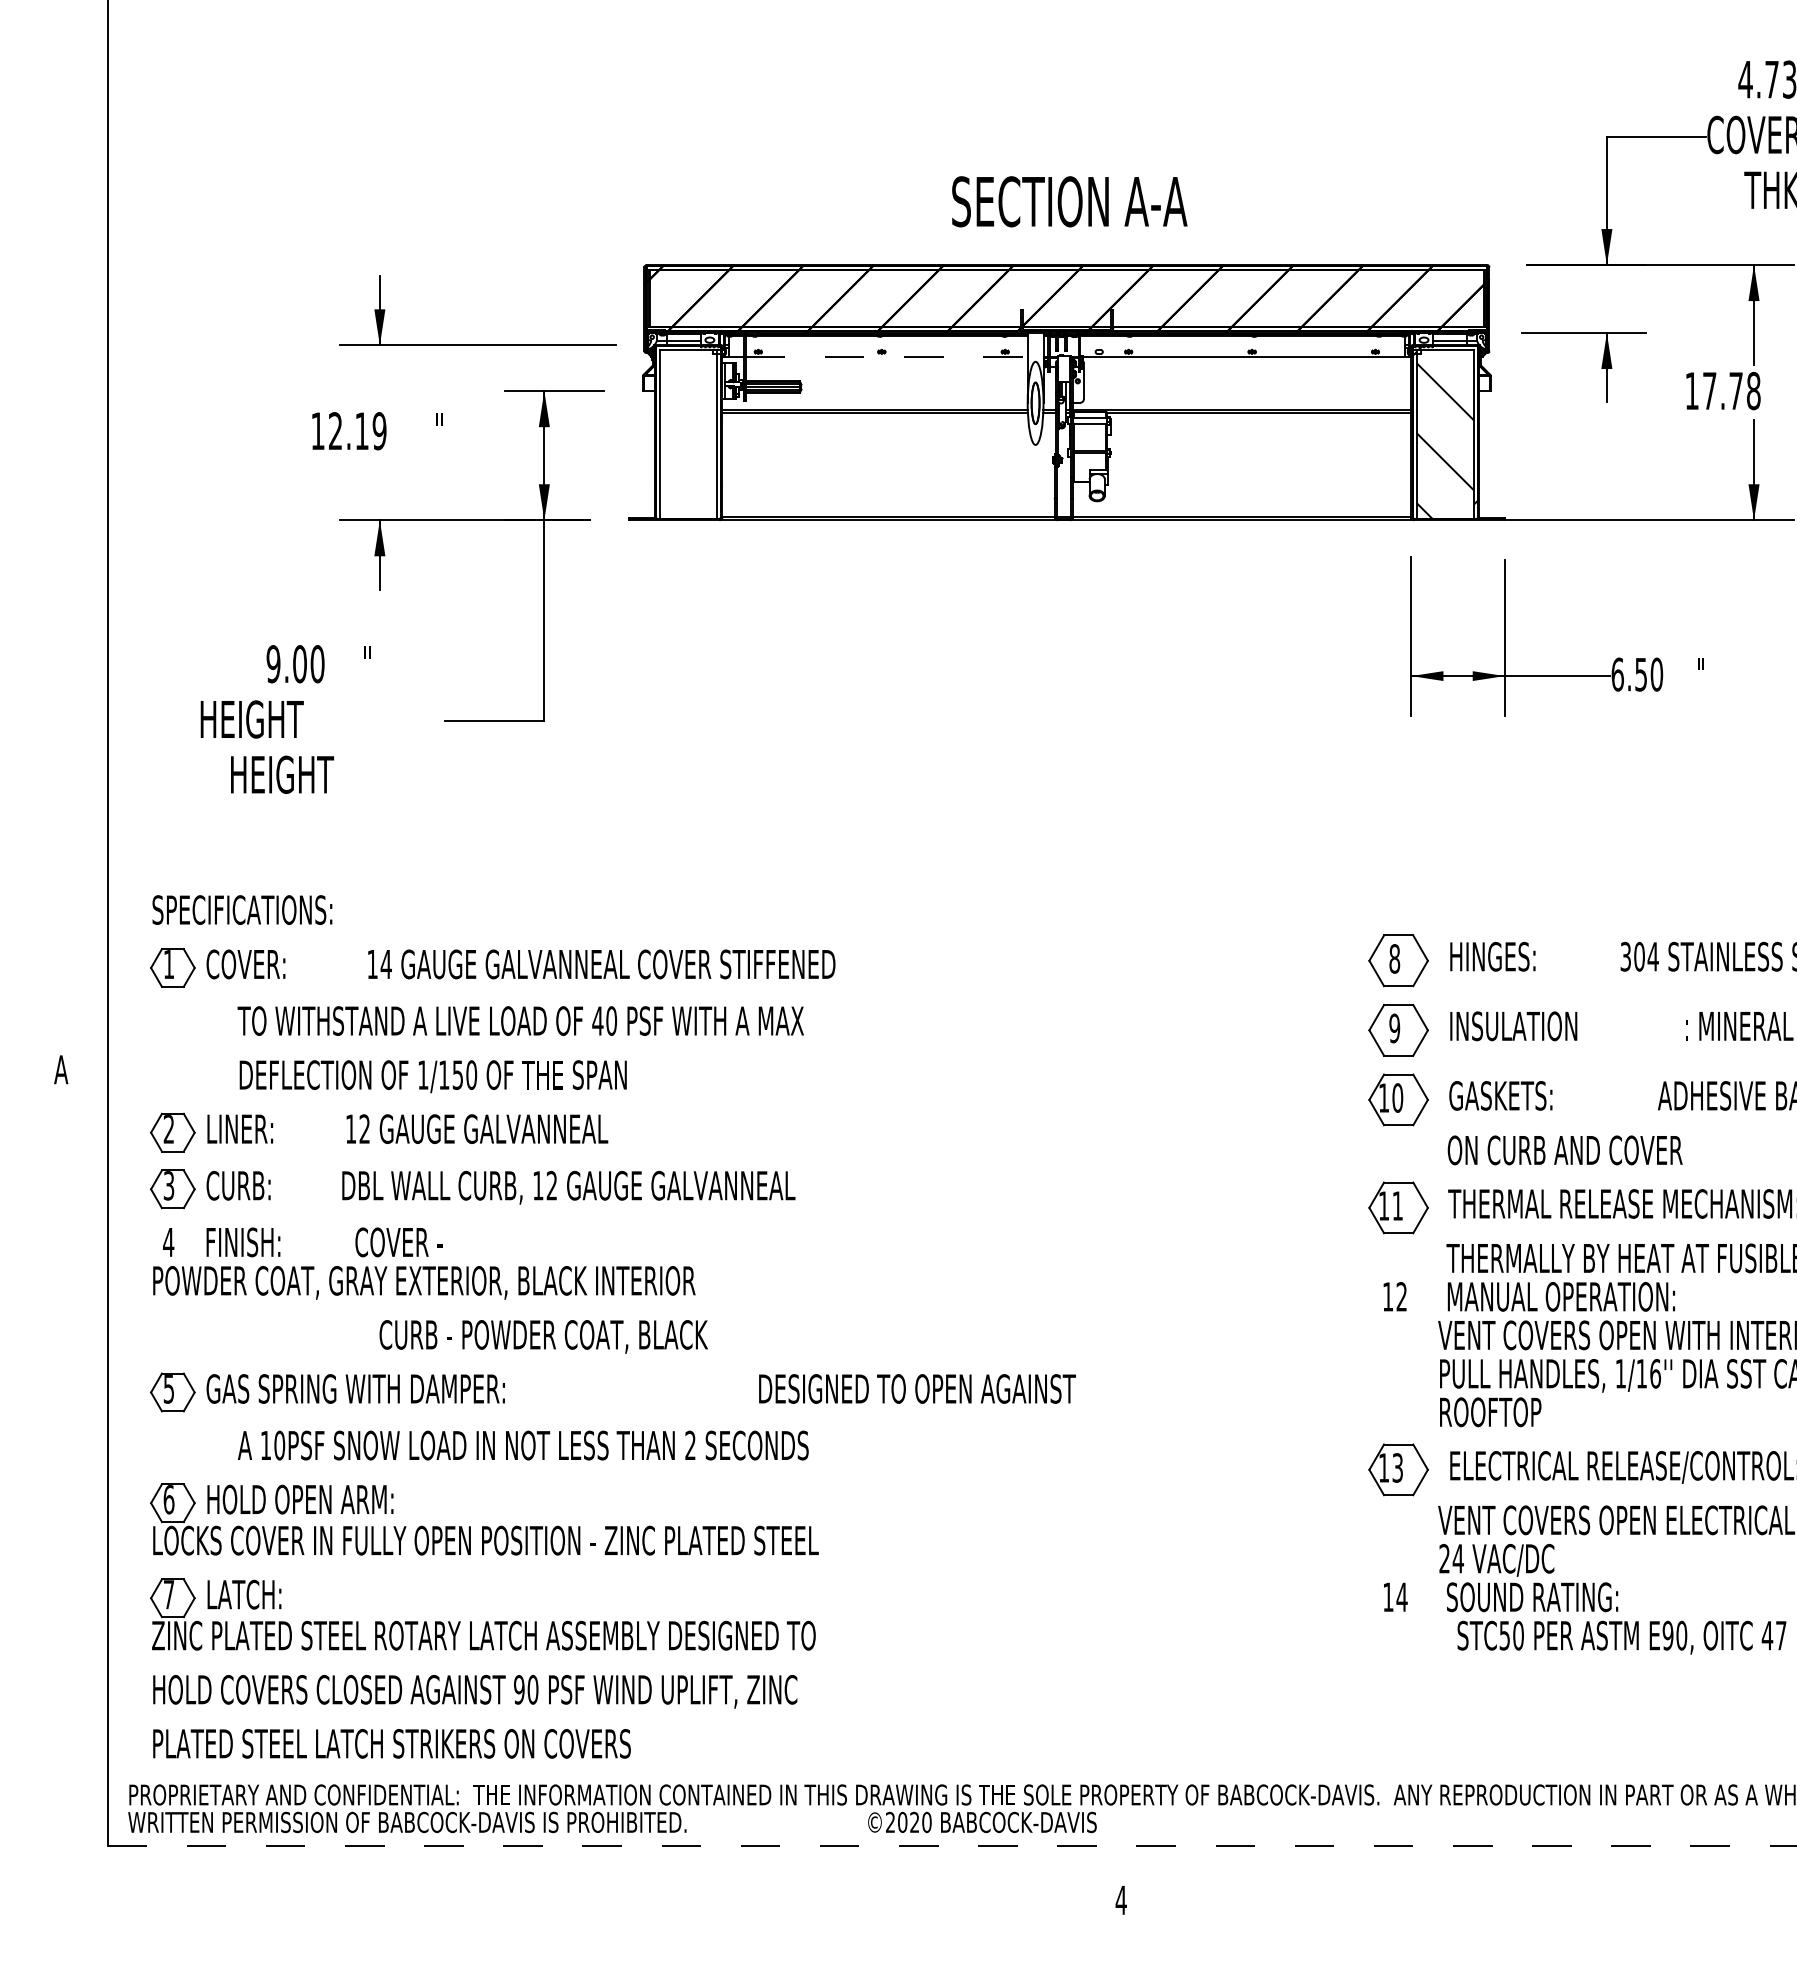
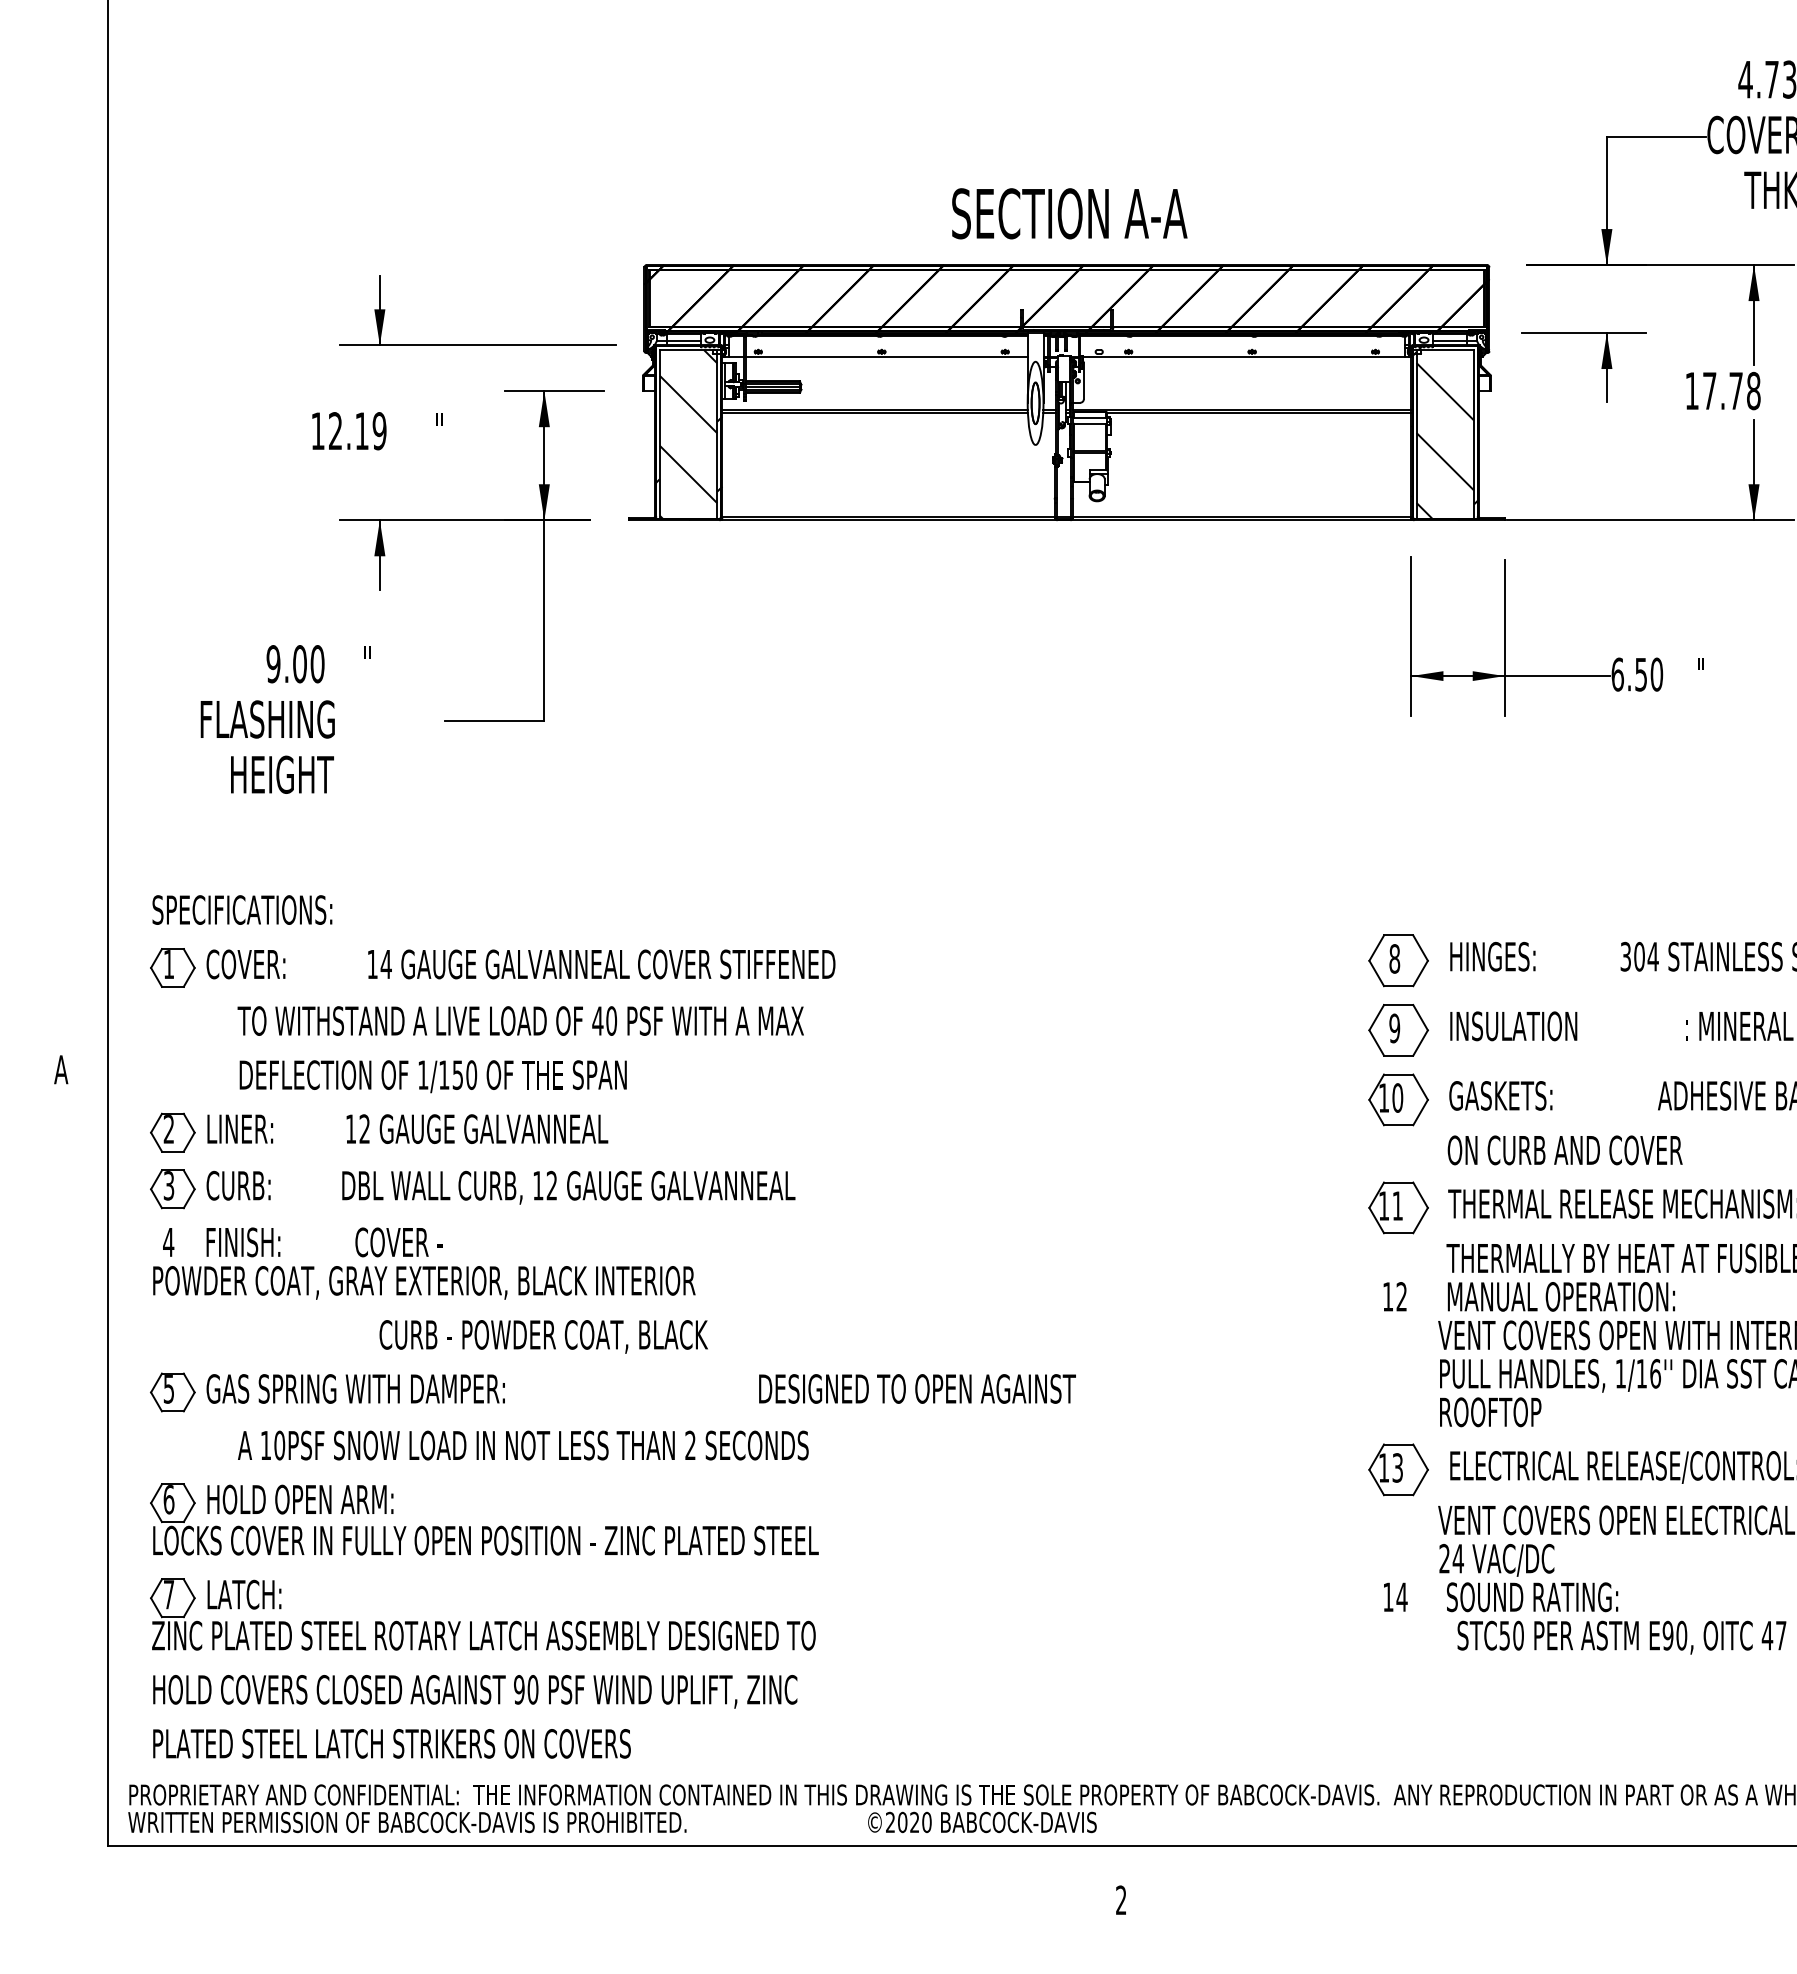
text position: (1069, 201) -> (1069, 213) (1069, 213)
line: dashed -> solid (886, 357)
hatch: none -> present (688, 434)
hatch: none -> present (688, 454)
text: HEIGHT -> FLASHING (268, 719)
line: dashed -> solid (951, 1846)
text: 4 -> 2 (1120, 1899)
